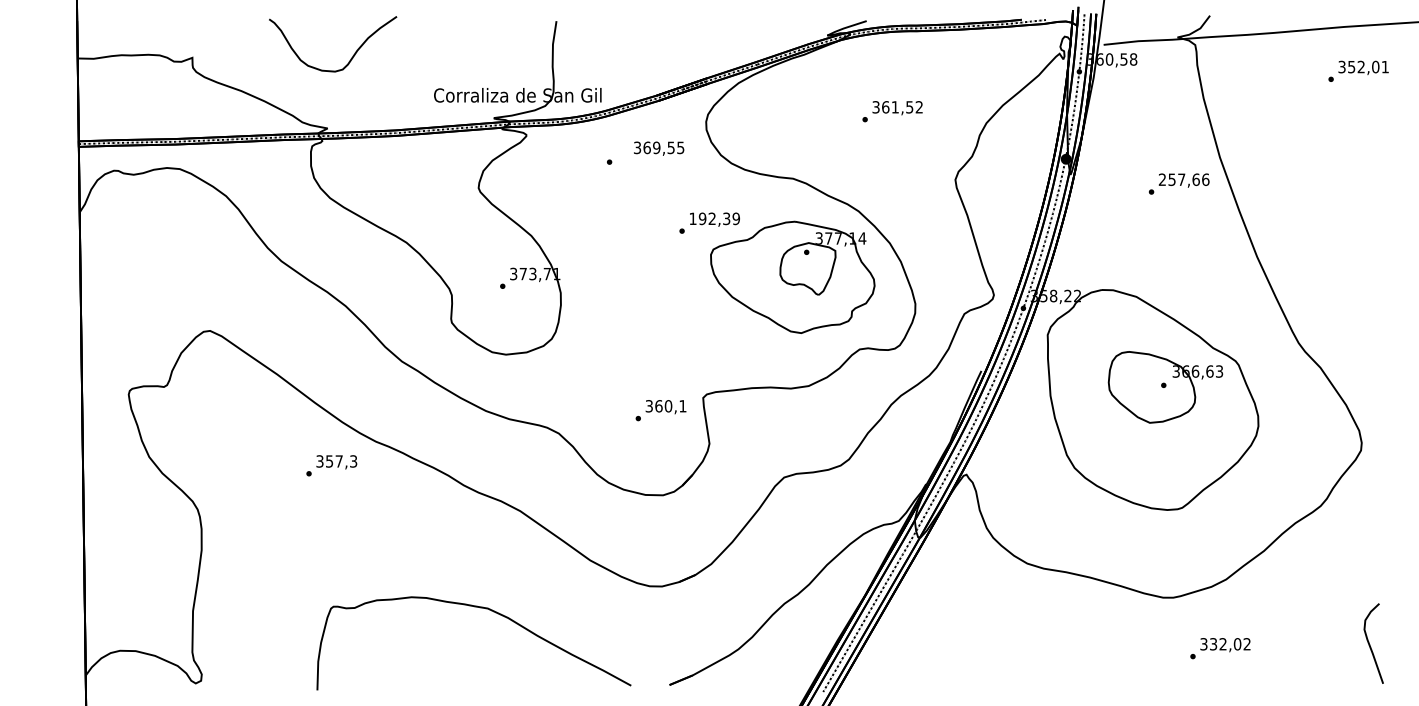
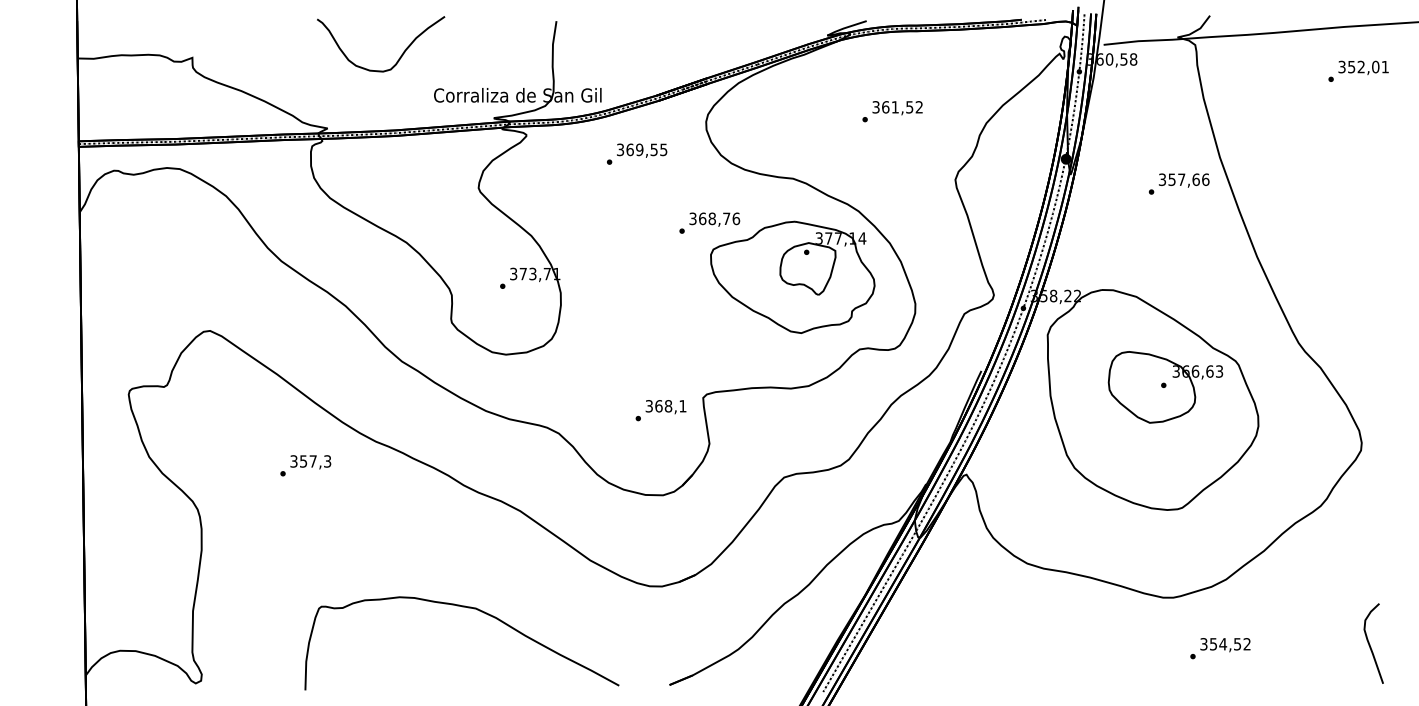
curve position: (350, 58) -> (398, 58) (398, 58)
text position: (659, 148) -> (642, 150) (642, 150)
text: 257,66 -> 357,66 (1162, 180)
text: 192,39 -> 368,76 (714, 218)
text: 360,1 -> 368,1 (668, 406)
text position: (331, 465) -> (305, 465) (305, 465)
curve position: (480, 608) -> (468, 608) (468, 608)
text: 332,02 -> 354,52 (1225, 644)
